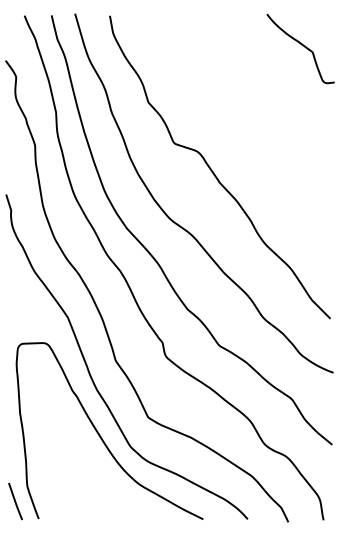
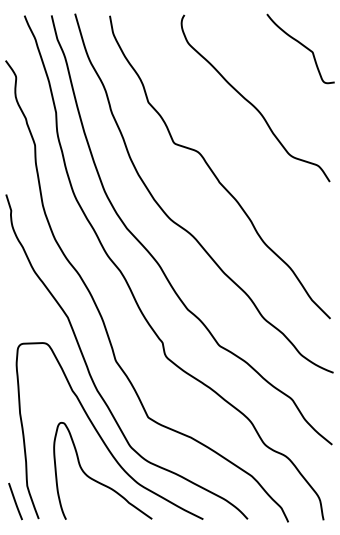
curve: none -> present (251, 102)
curve: none -> present (97, 480)
